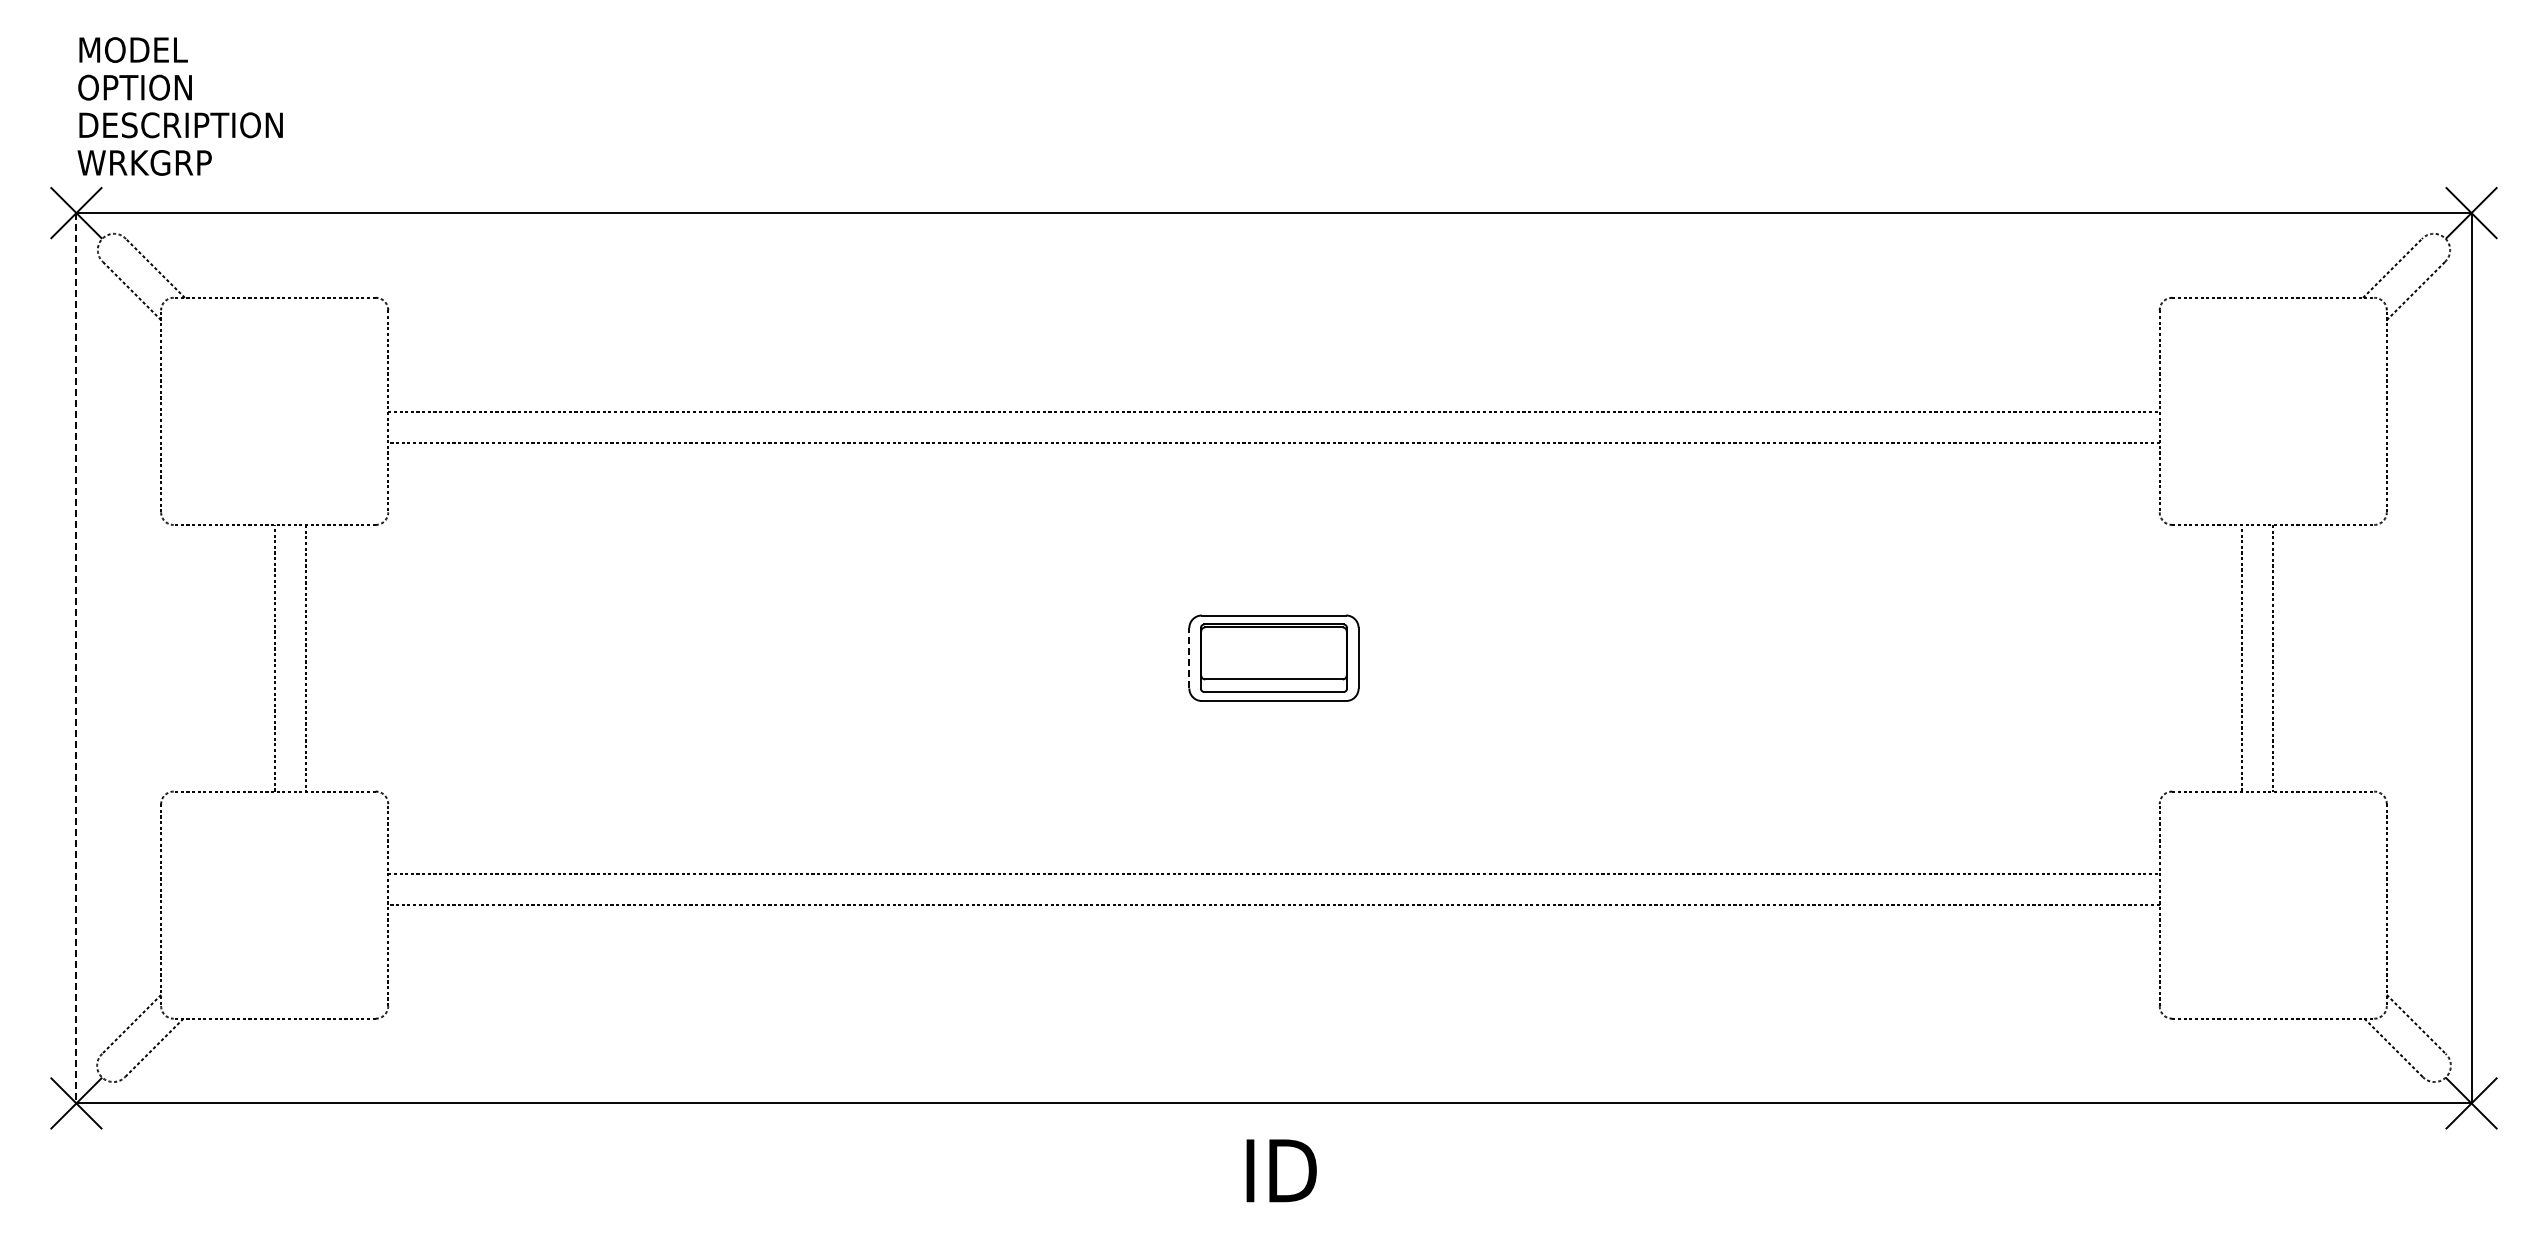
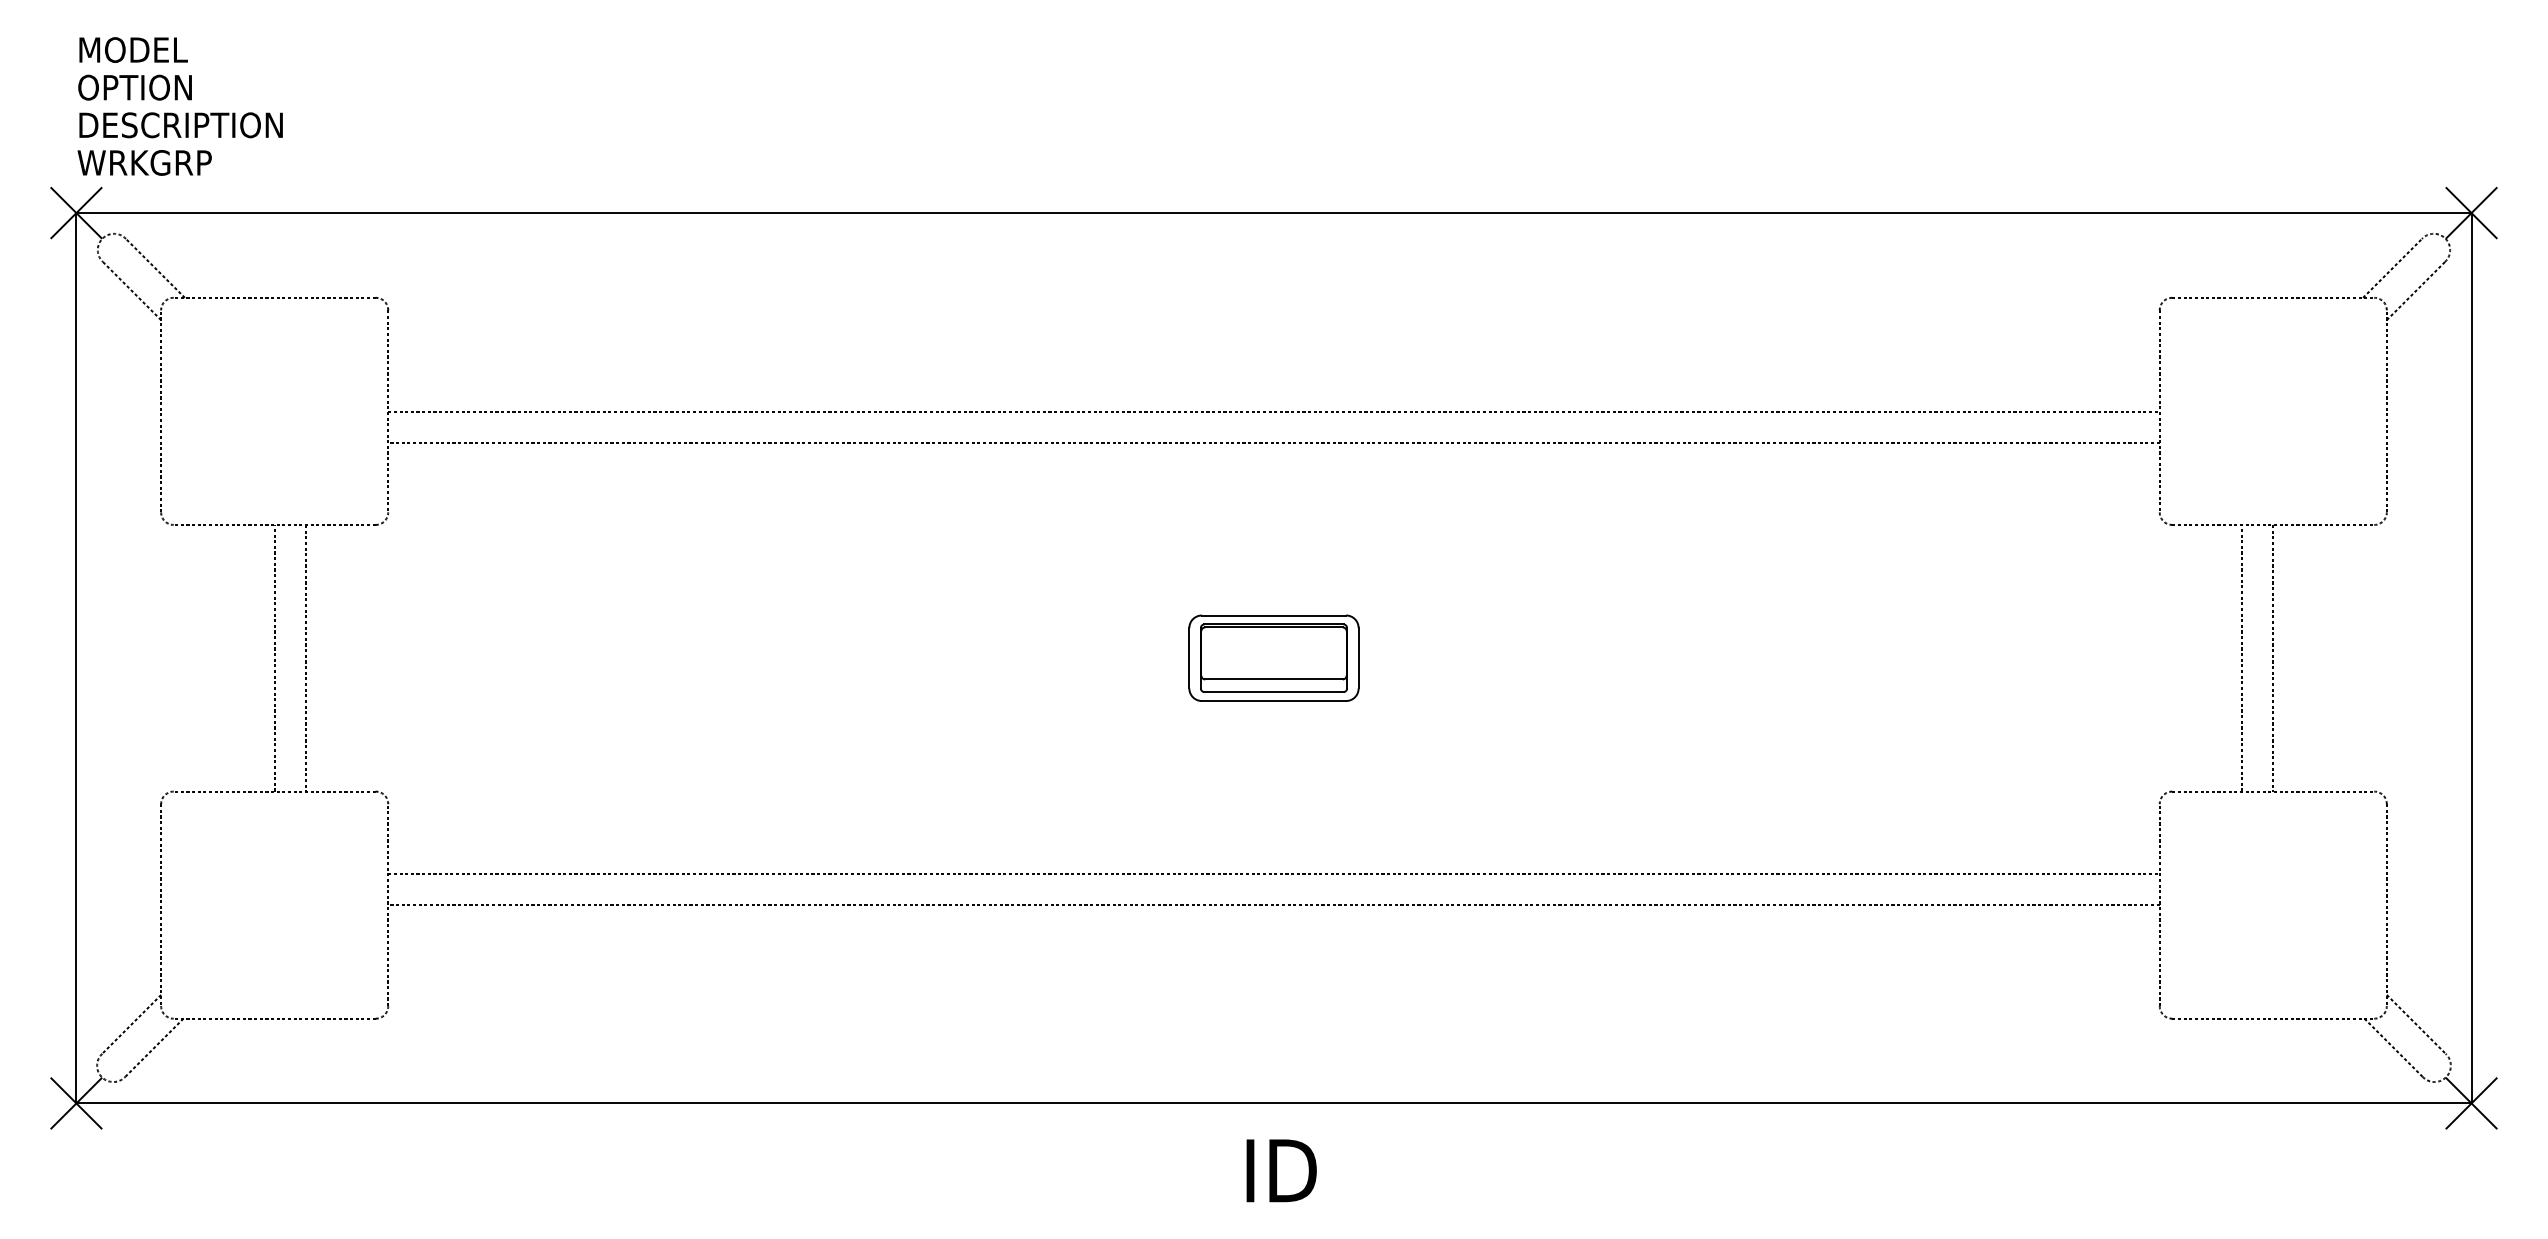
line: dashed -> solid (1189, 657)
line: dashed -> solid (76, 658)
